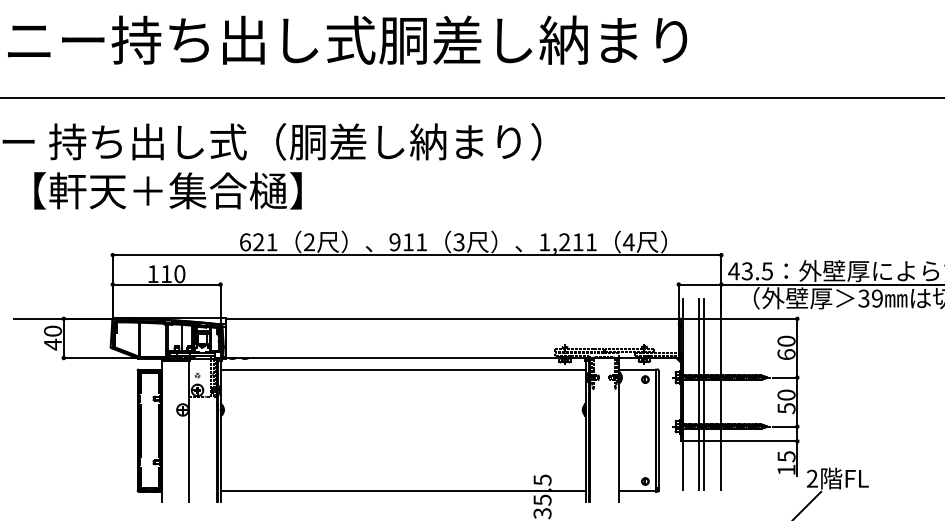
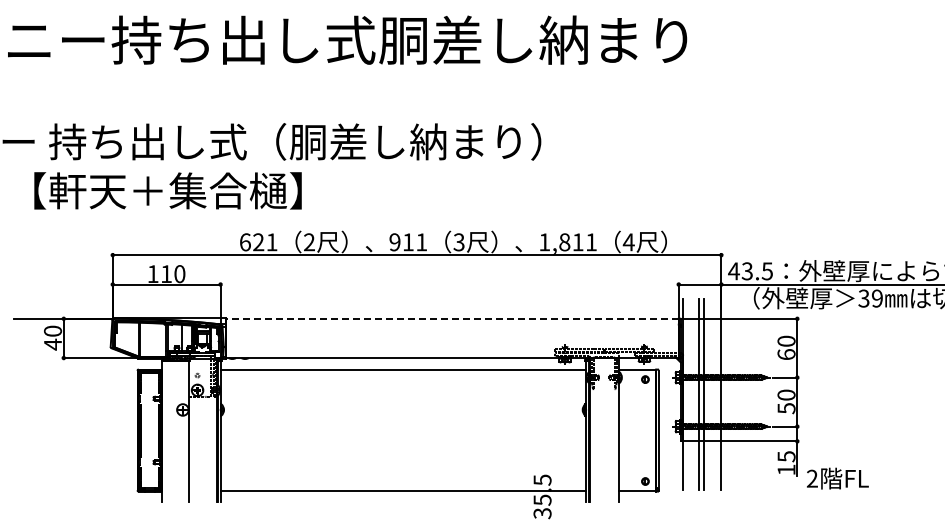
line: present -> none (471, 98)
text: 1,211 -> 1,811 (564, 242)
line: solid -> dashed (452, 318)
line: present -> none (808, 504)
